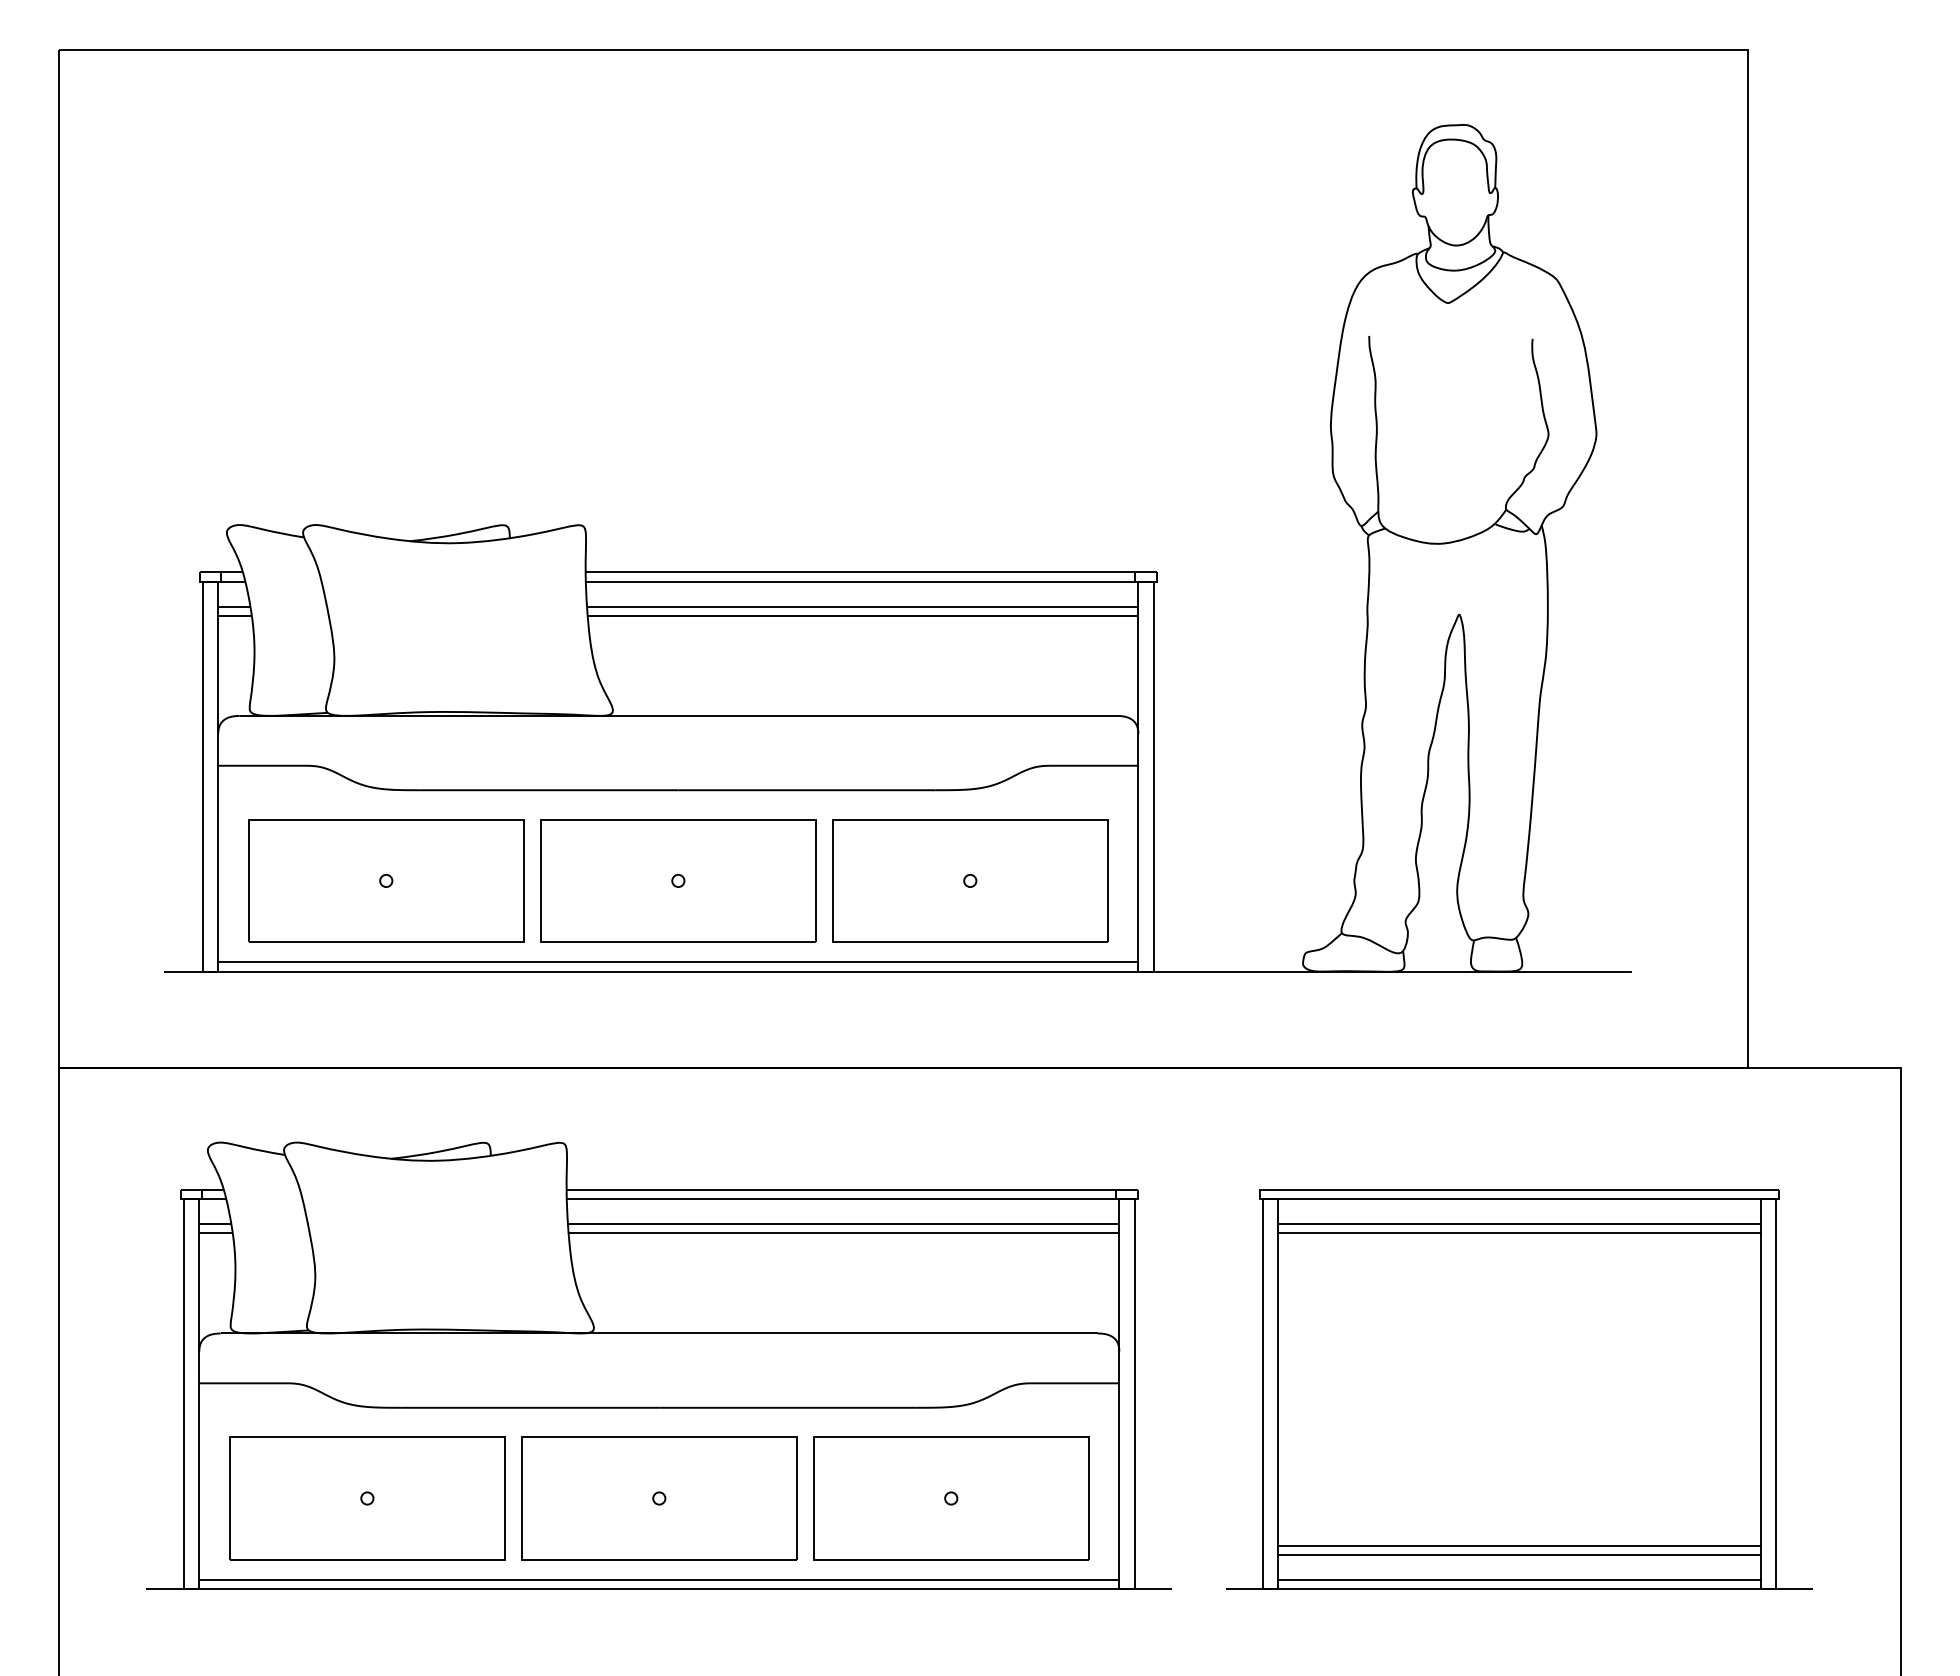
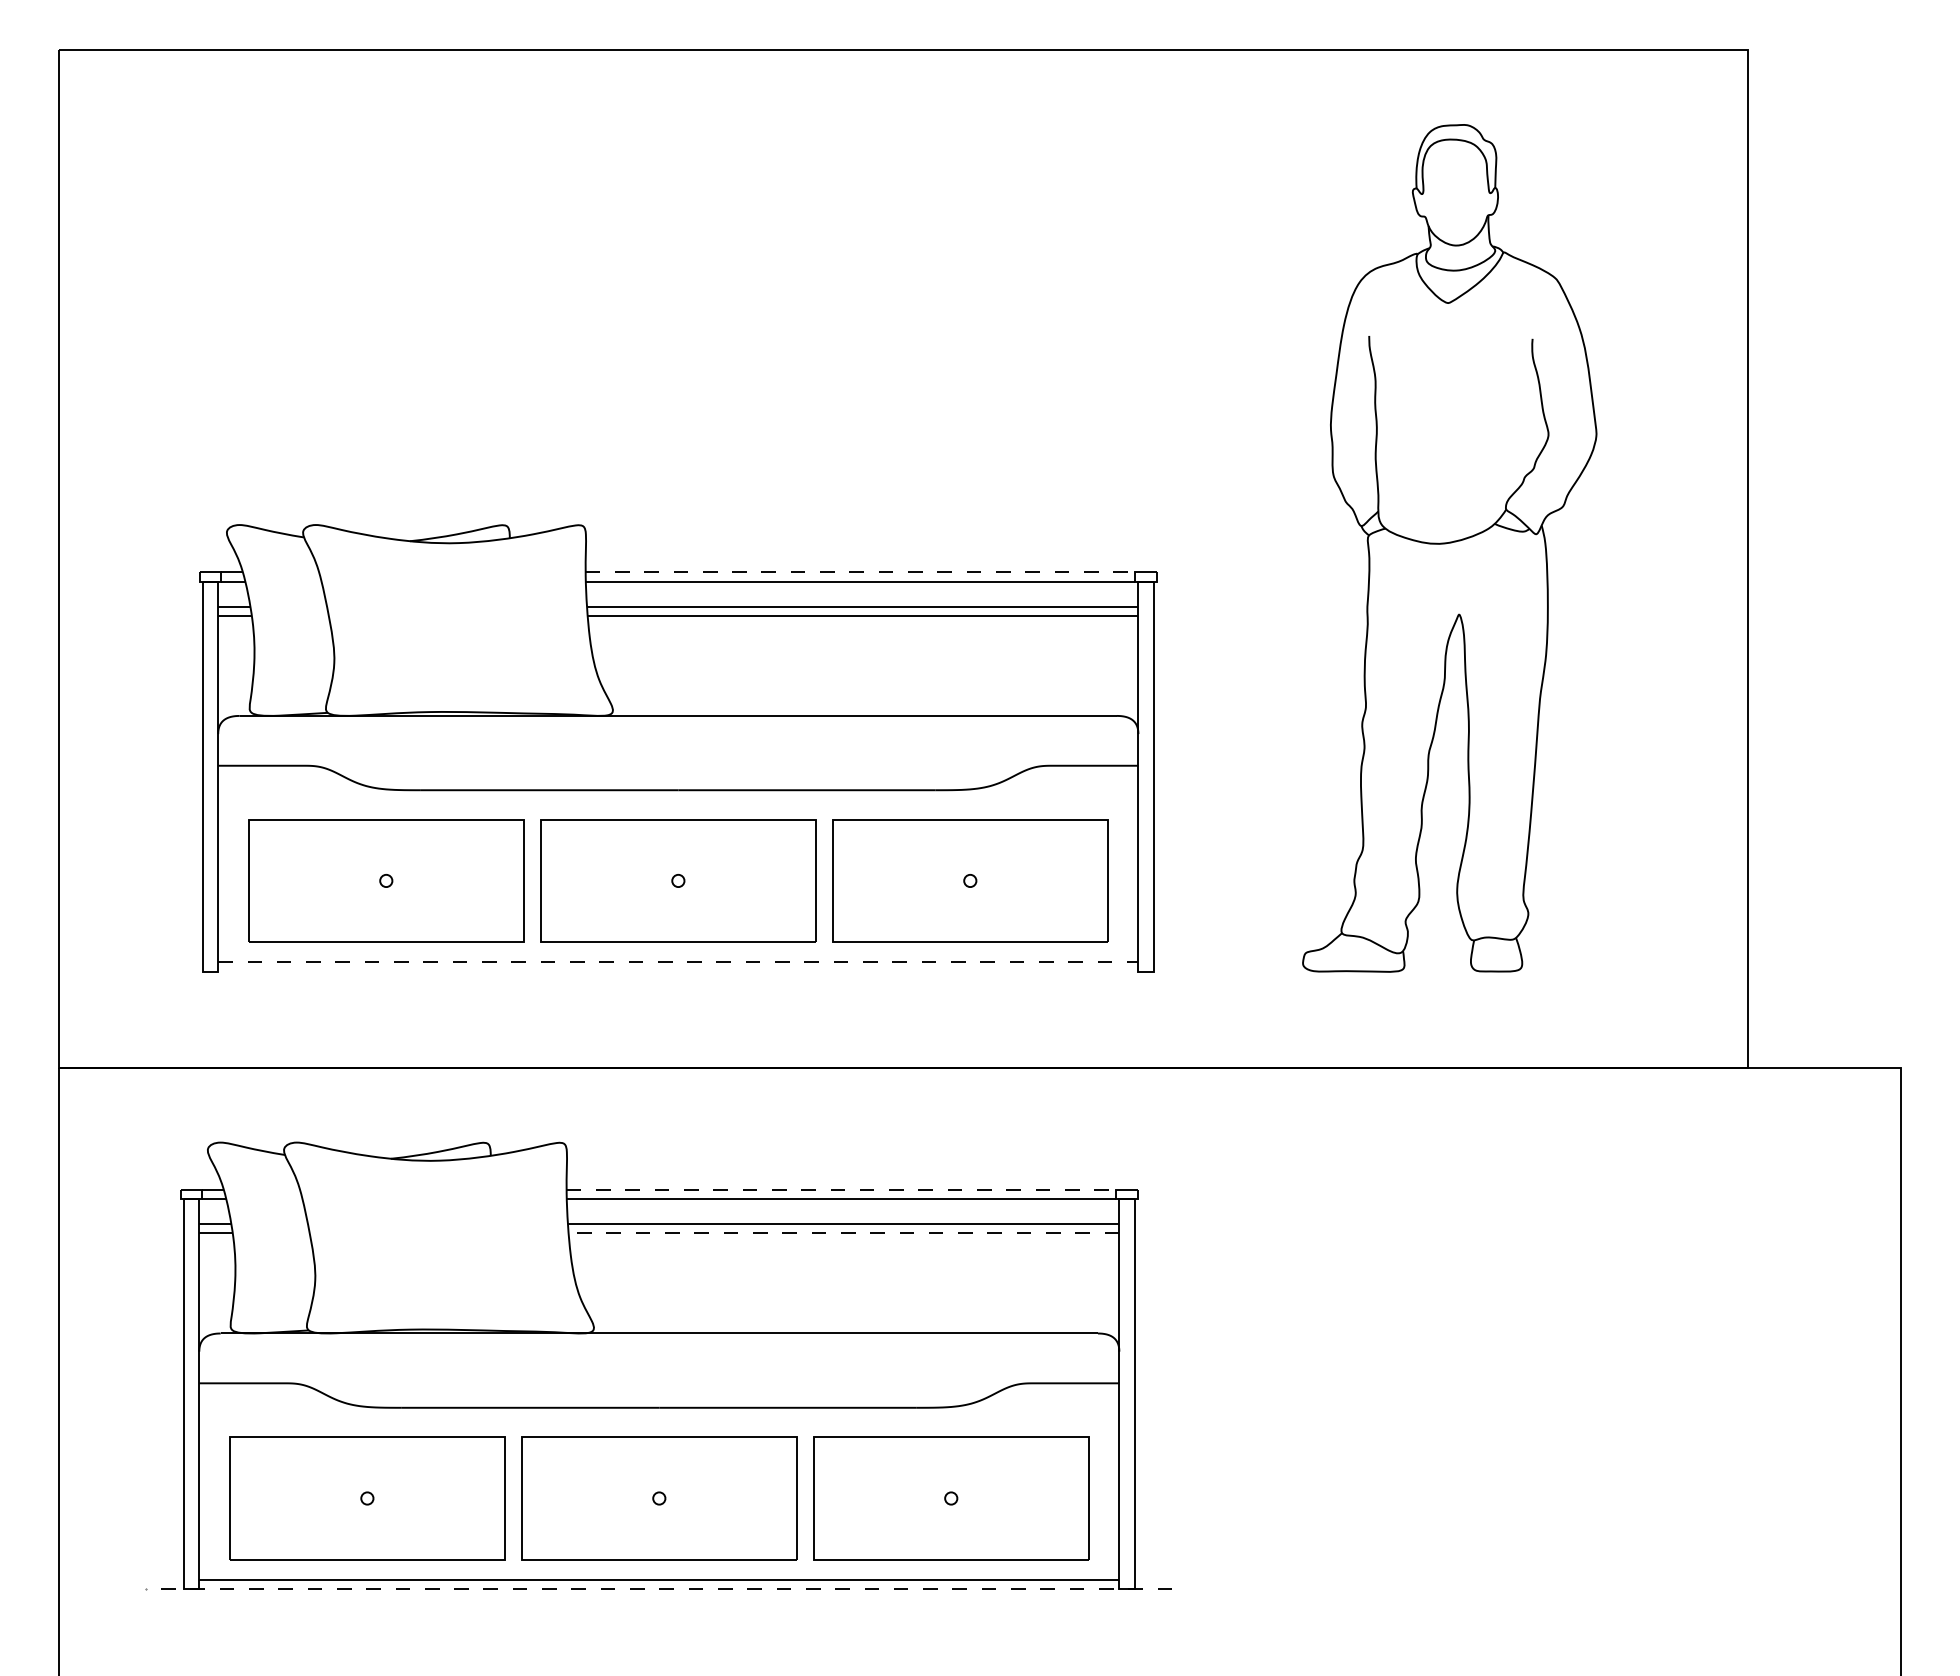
line: solid -> dashed (860, 572)
line: solid -> dashed (678, 962)
line: present -> none (897, 971)
line: solid -> dashed (841, 1190)
line: solid -> dashed (843, 1233)
part: present -> none (1519, 1389)
line: solid -> dashed (659, 1589)
